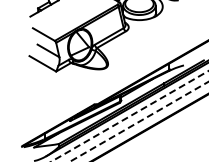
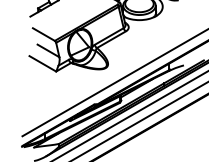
line: none -> present (113, 83)
line: dashed -> solid (129, 116)
line: dashed -> solid (138, 122)
